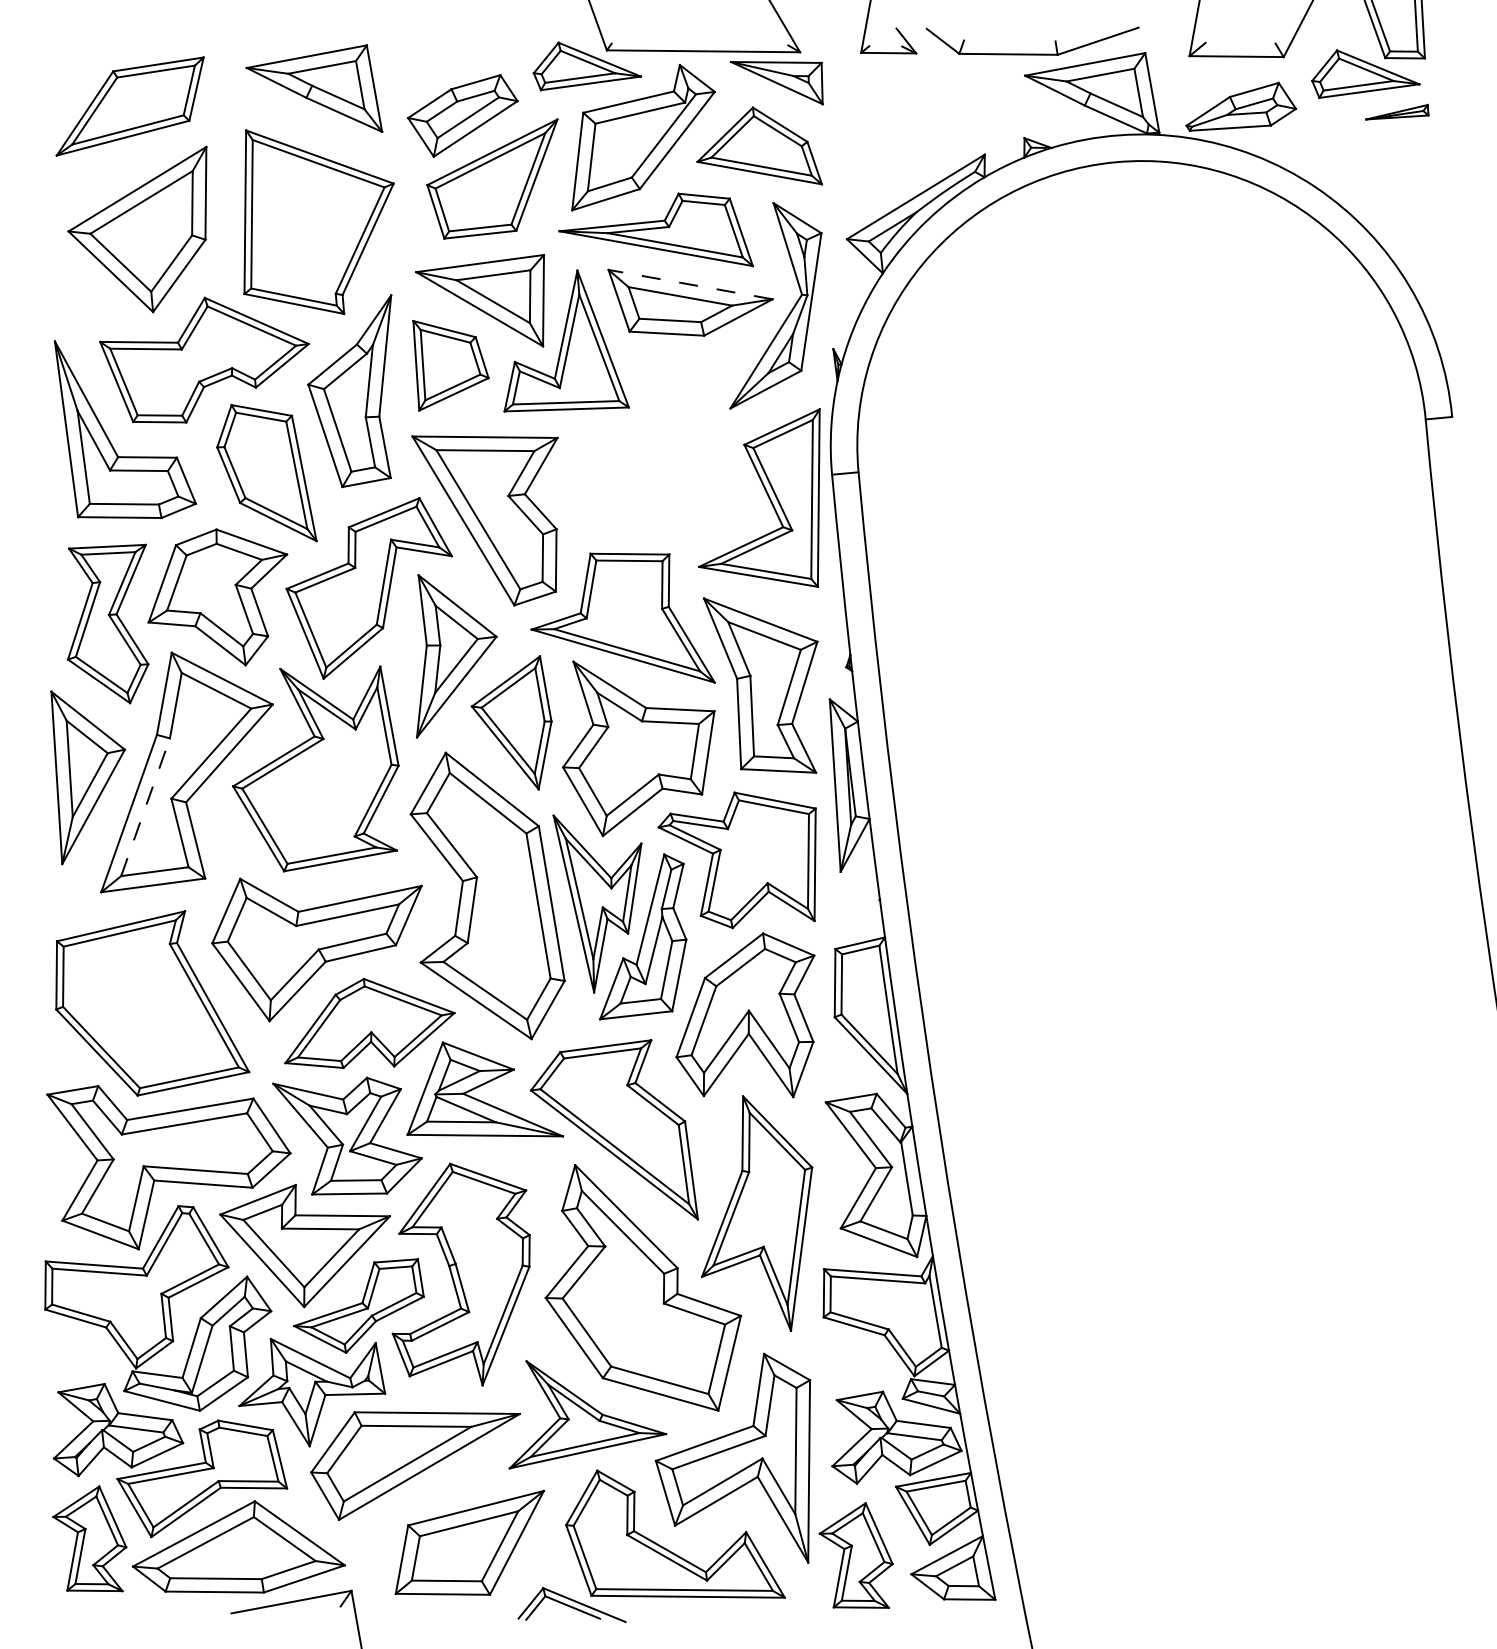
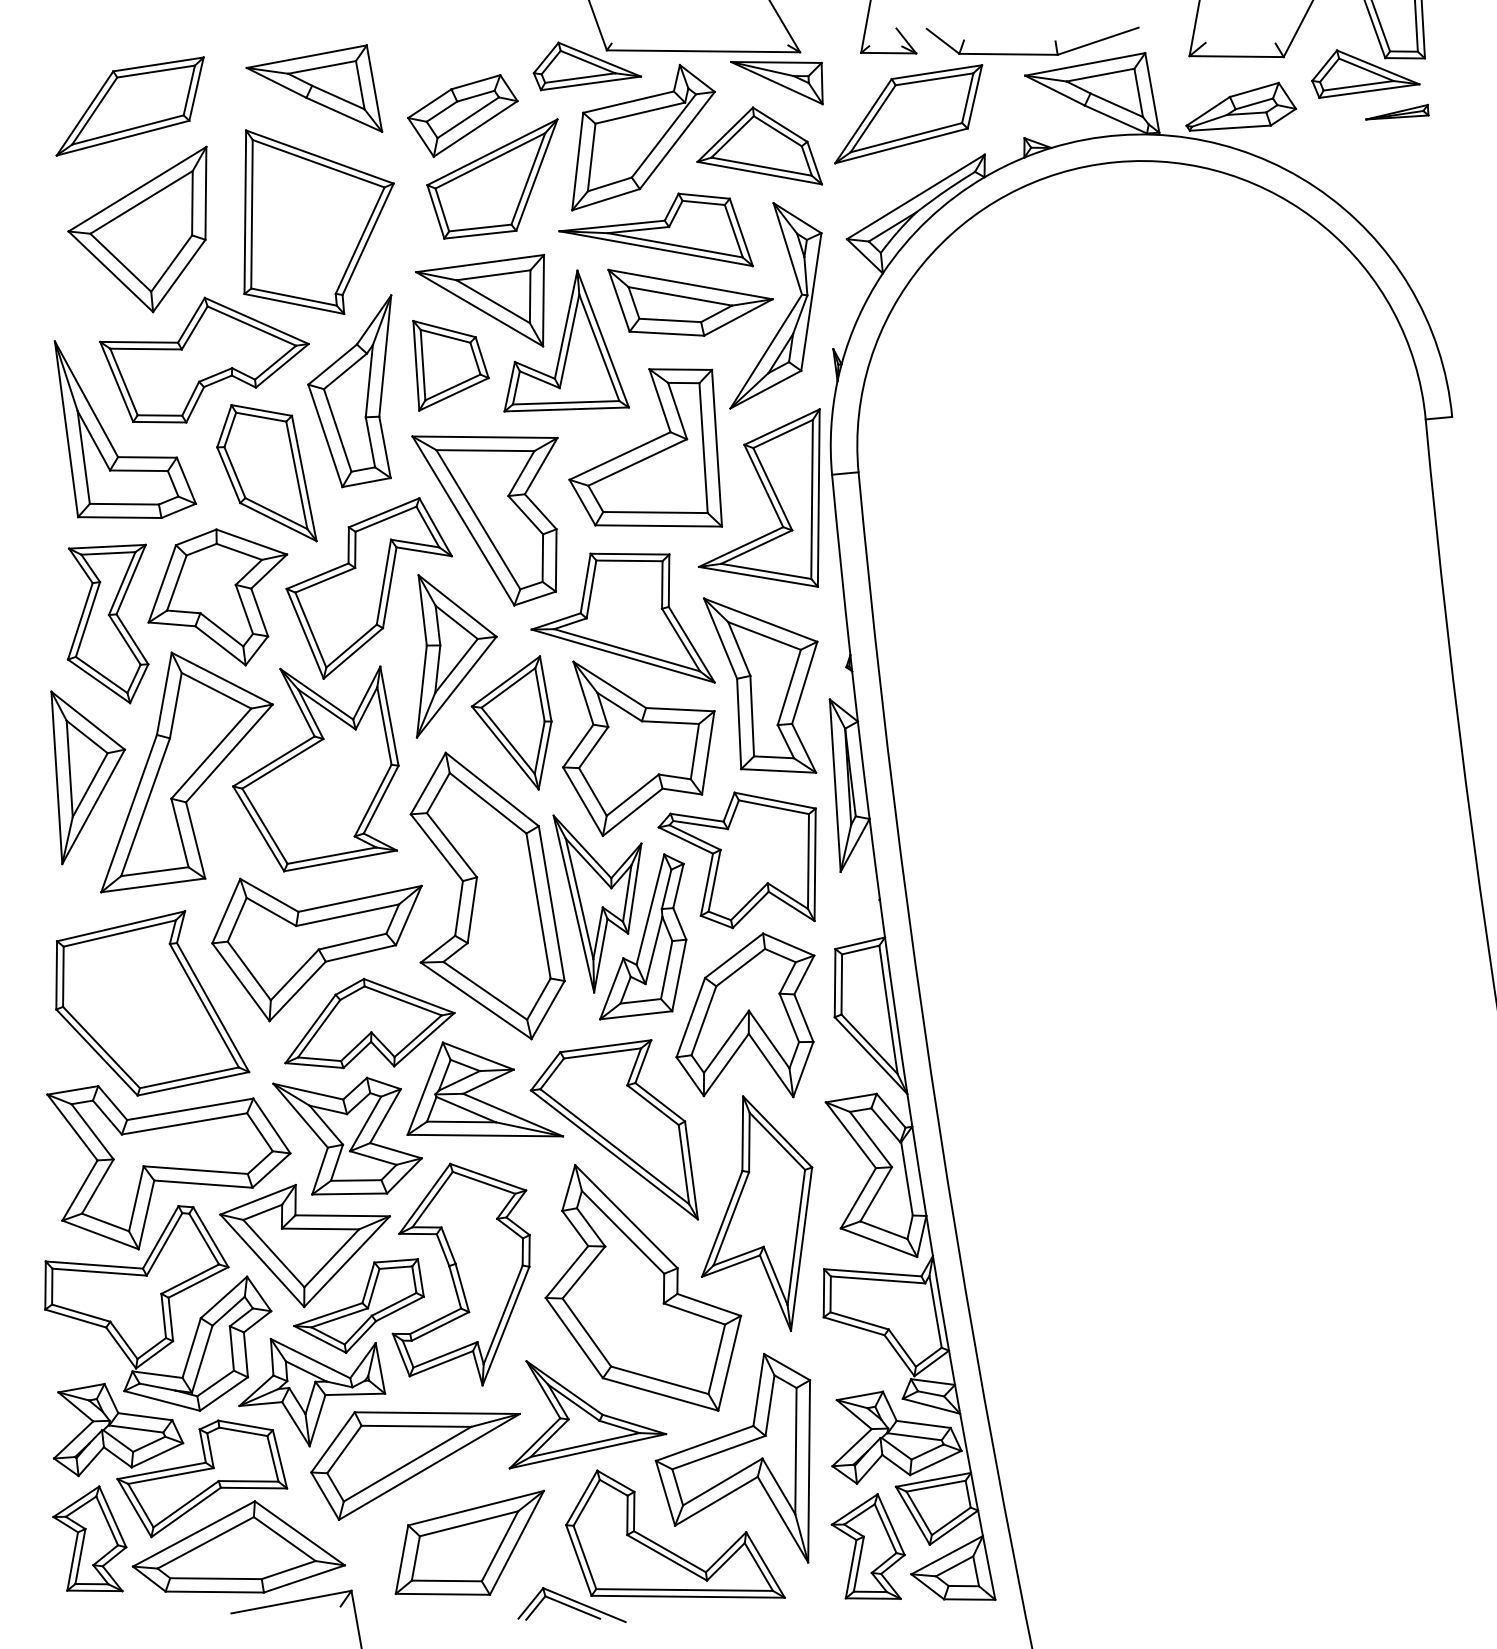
part: none -> present (908, 114)
line: dashed -> solid (690, 284)
part: none -> present (645, 447)
line: dashed -> solid (145, 806)
part position: (855, 1555) -> (867, 1546) (867, 1546)
